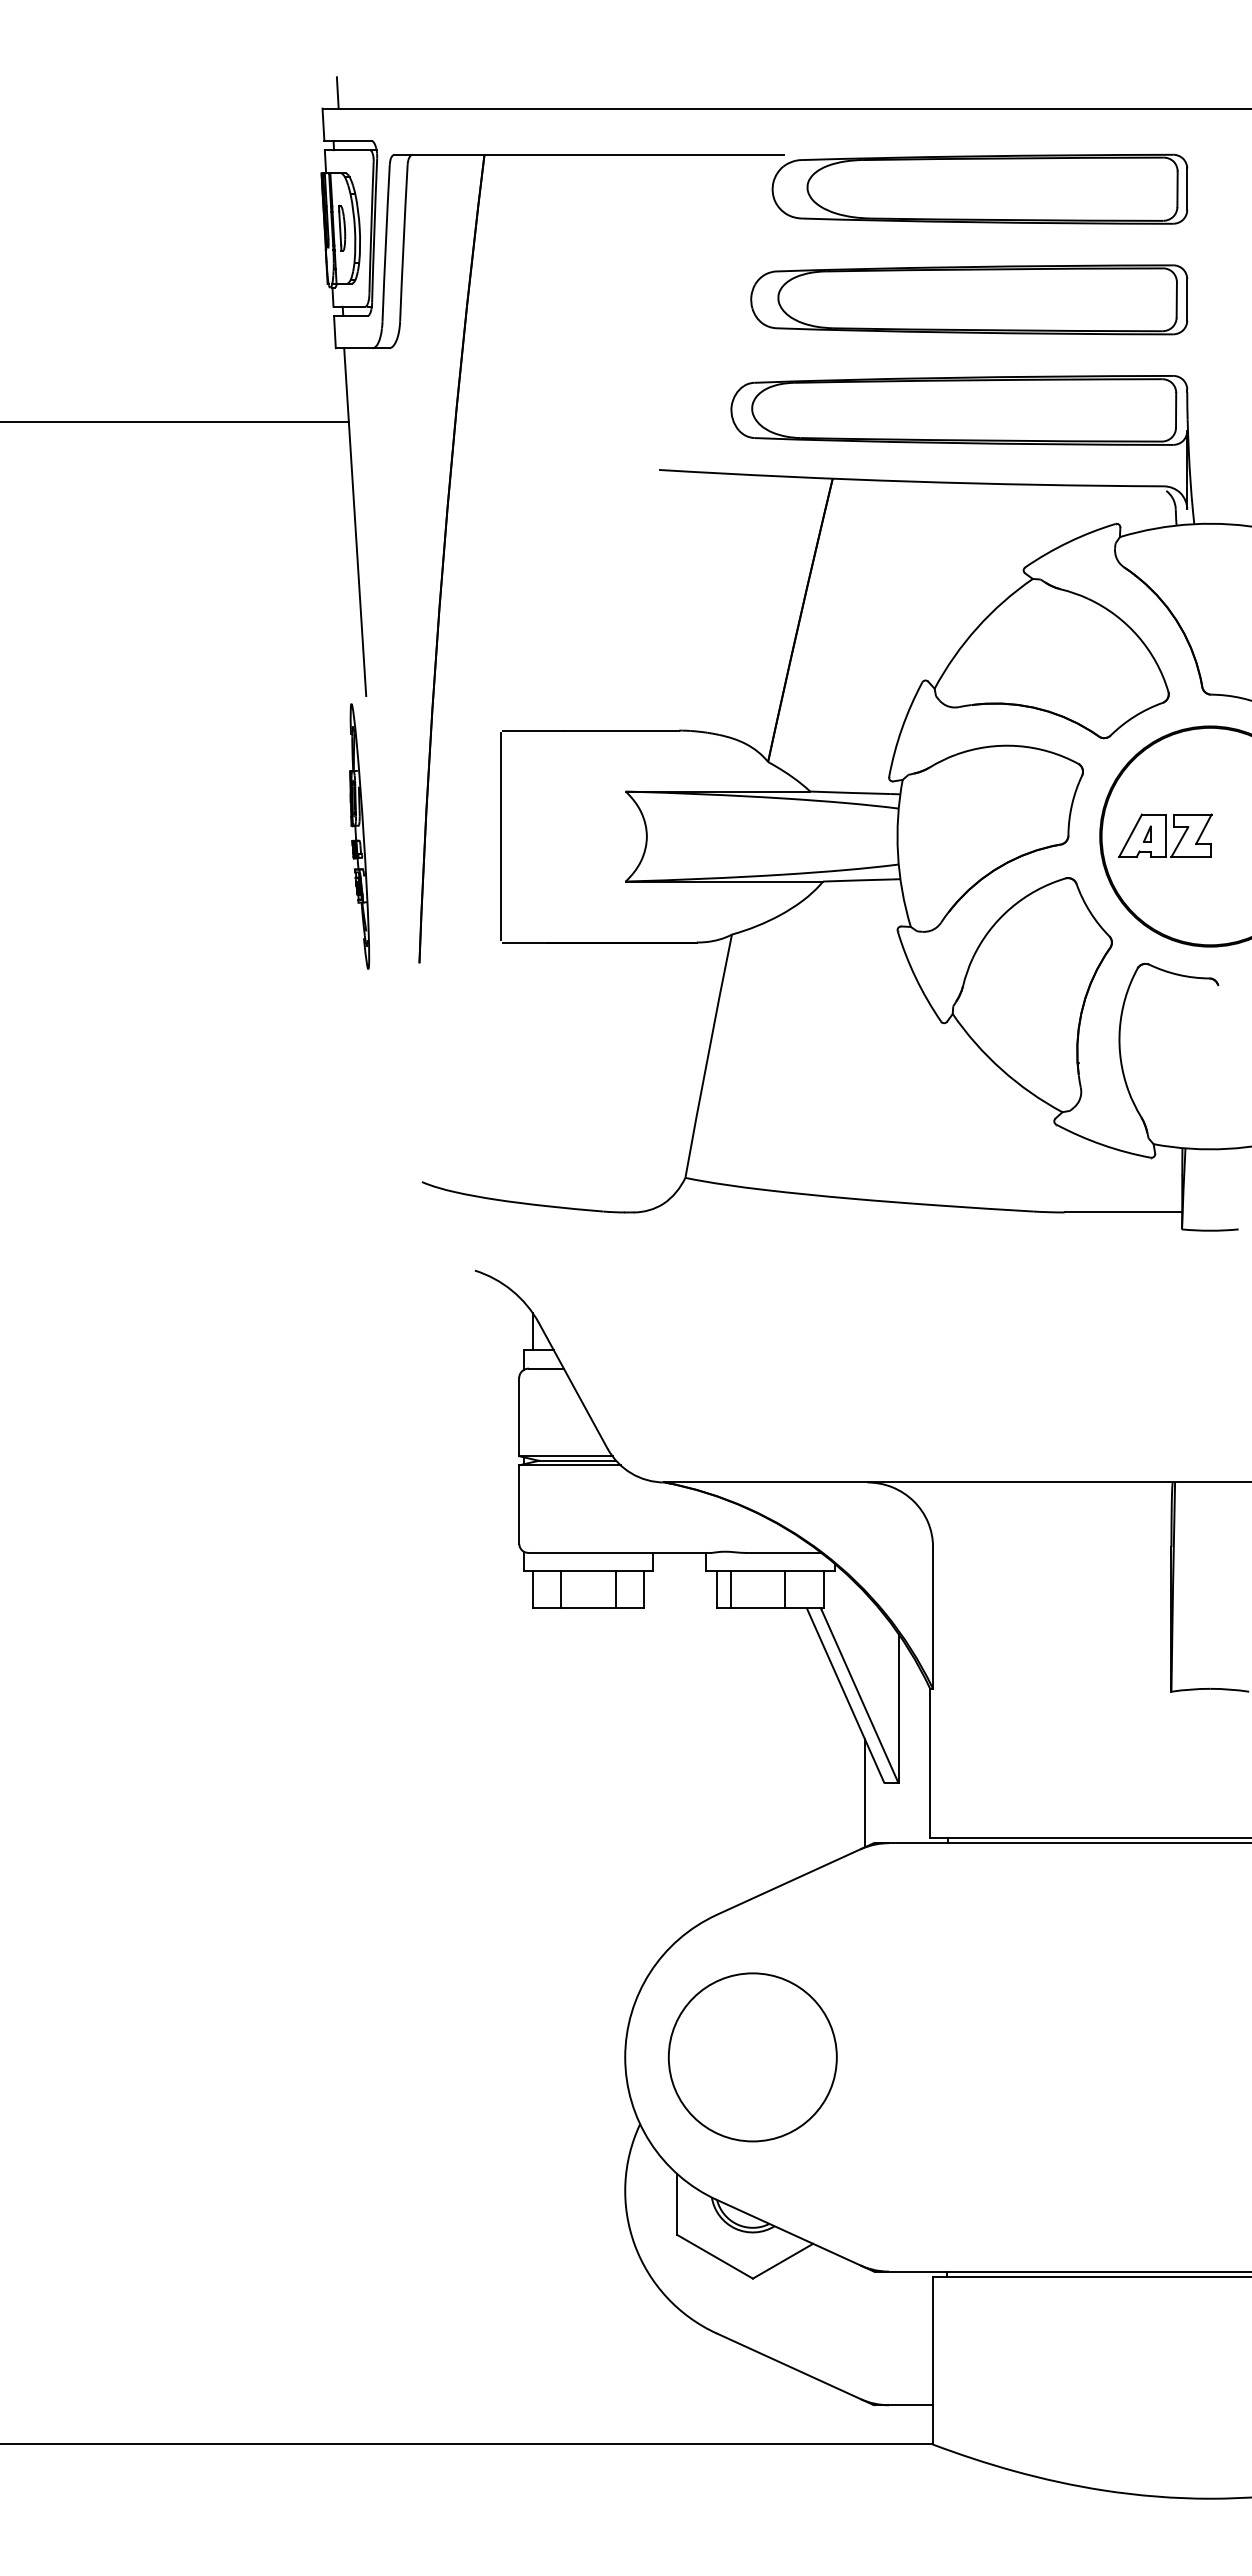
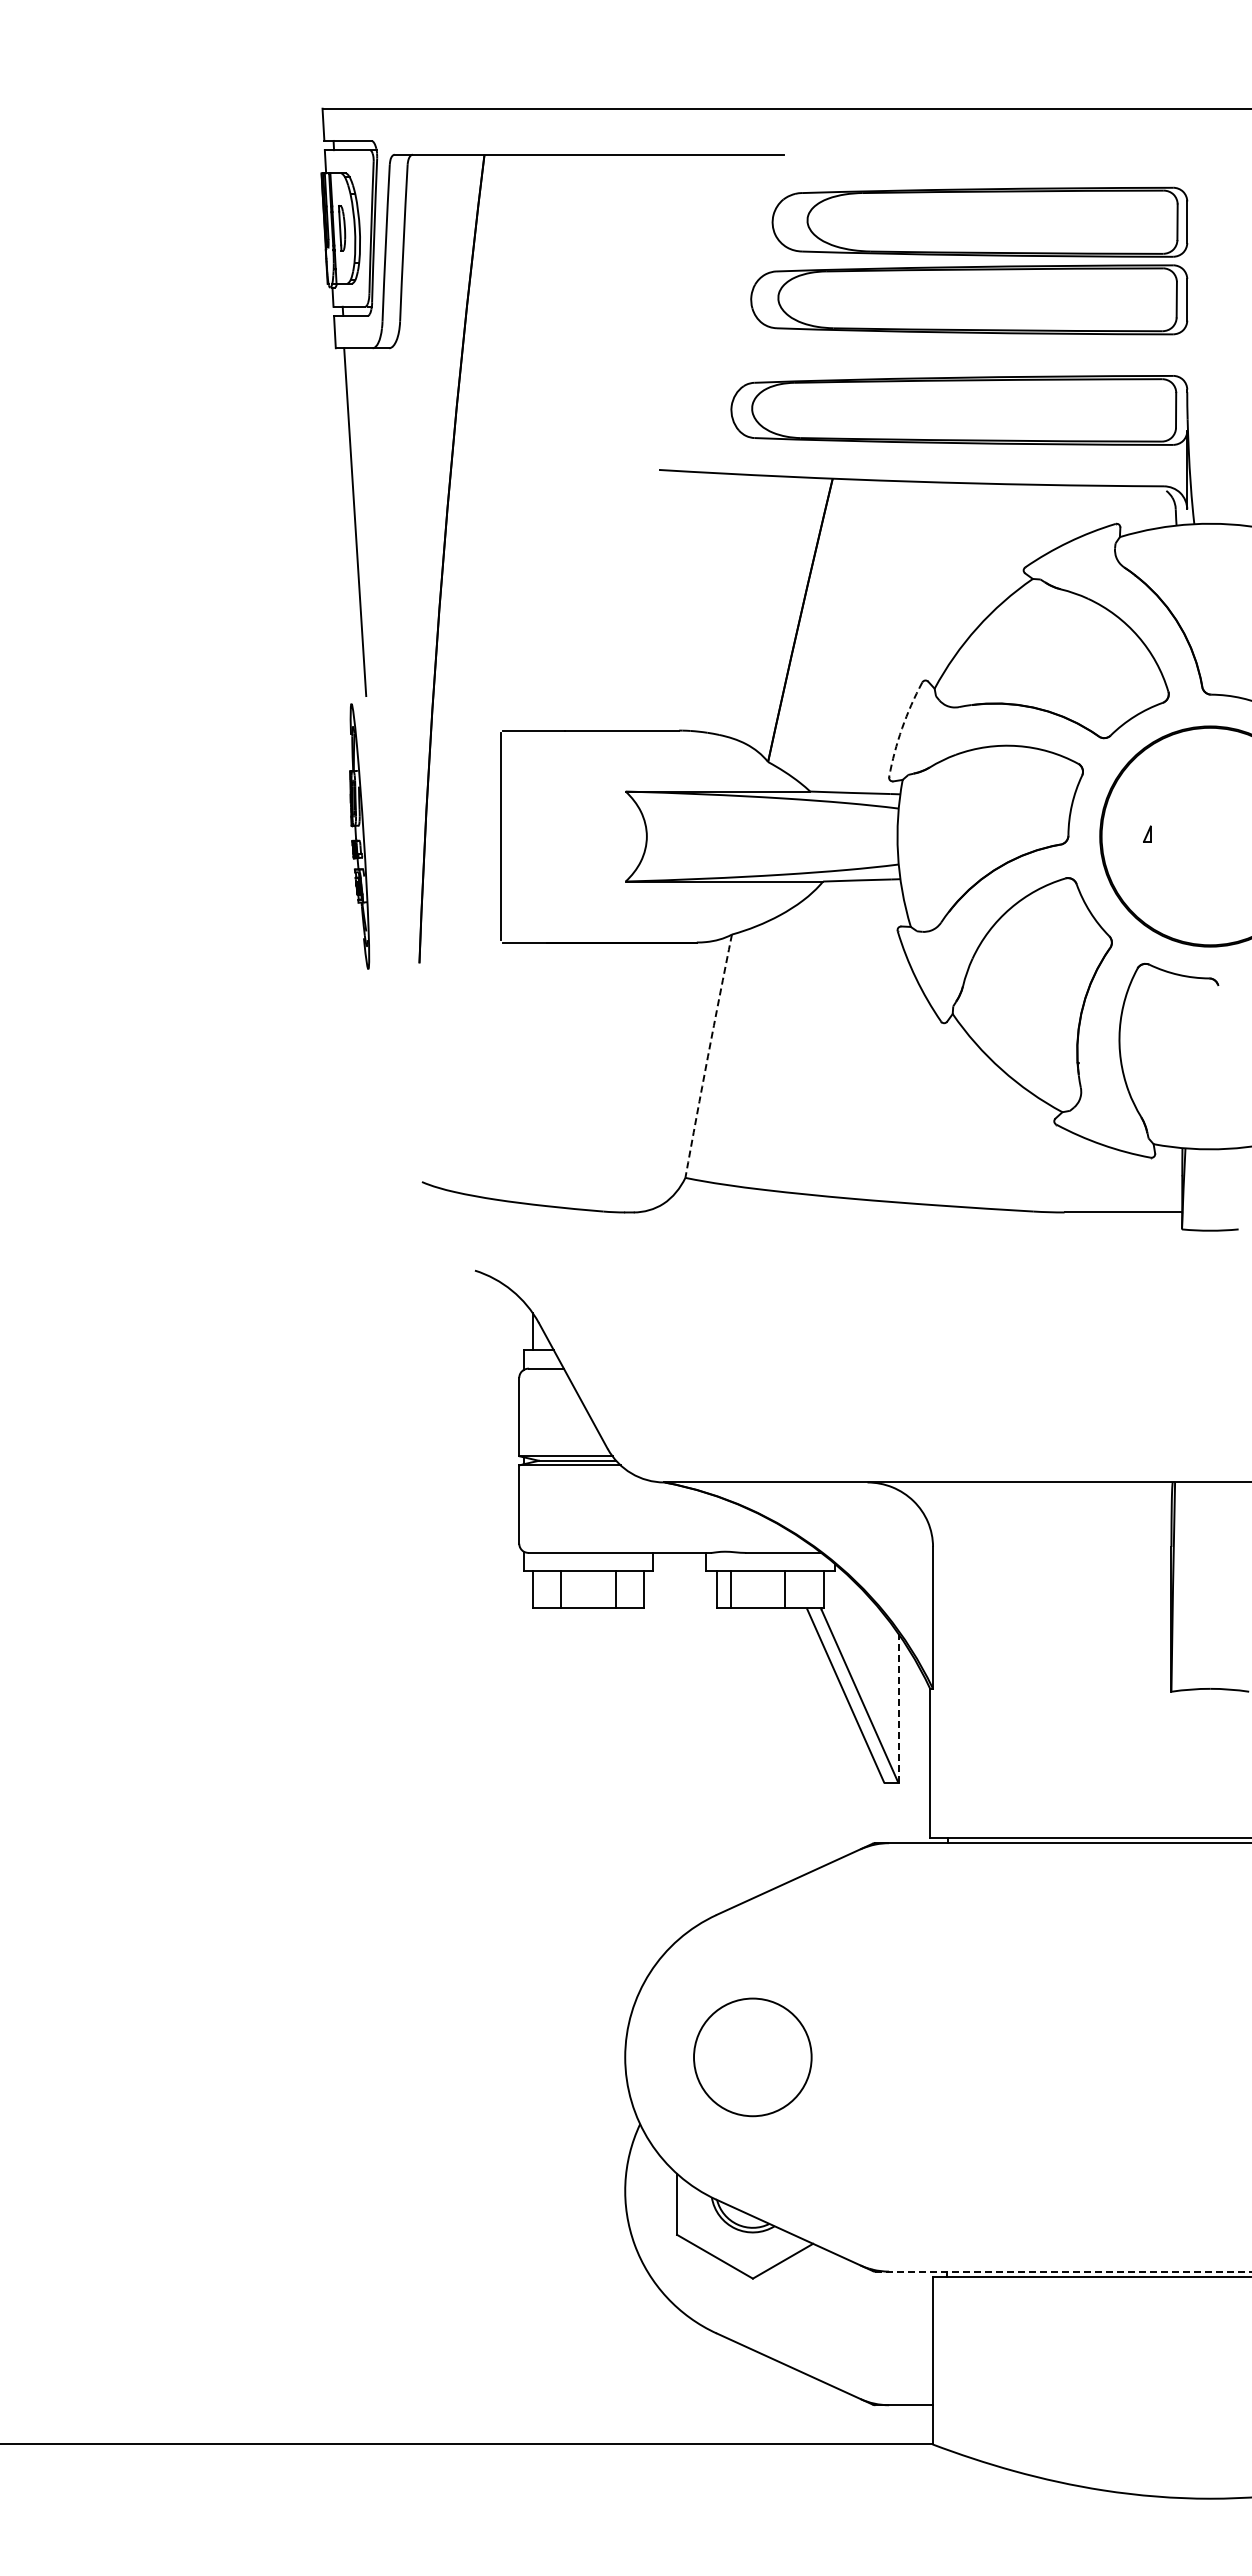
line: present -> none (337, 92)
part position: (979, 188) -> (979, 221) (979, 221)
line: present -> none (175, 421)
arc: solid -> dashed (902, 728)
part: present -> none (1165, 835)
arc: solid -> dashed (708, 1056)
line: solid -> dashed (898, 1708)
line: present -> none (864, 1792)
circle diameter: 168 px -> 118 px (752, 2057)
line: solid -> dashed (1063, 2271)
